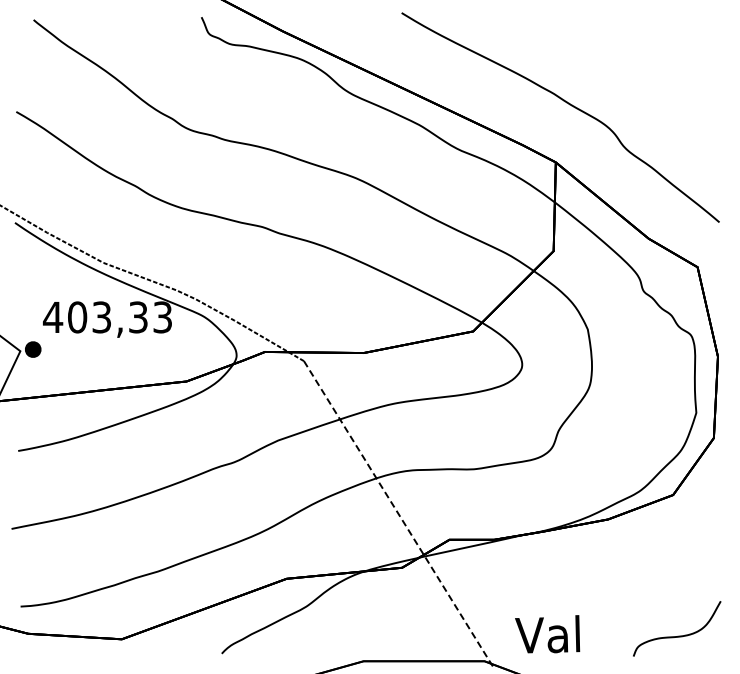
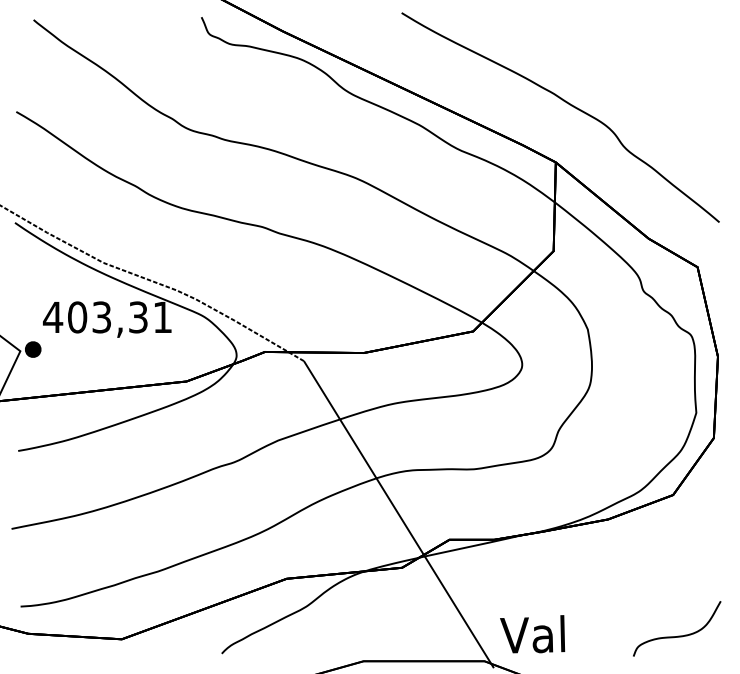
text: 403,33 -> 403,31 (162, 317)
line: dashed -> solid (398, 514)
text position: (547, 634) -> (532, 634) (532, 634)
